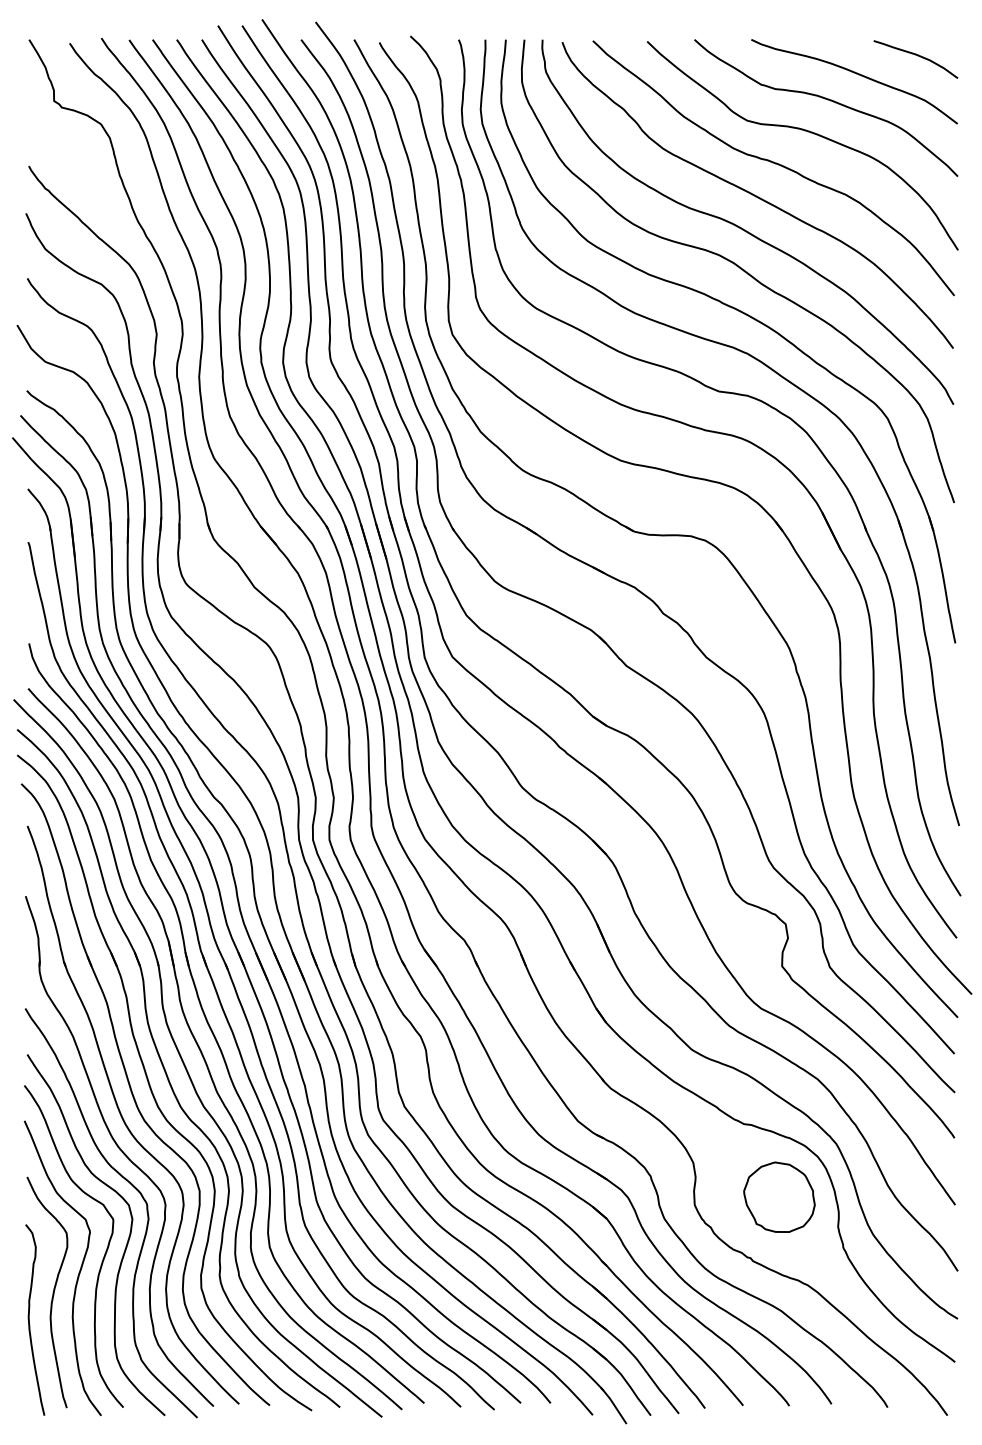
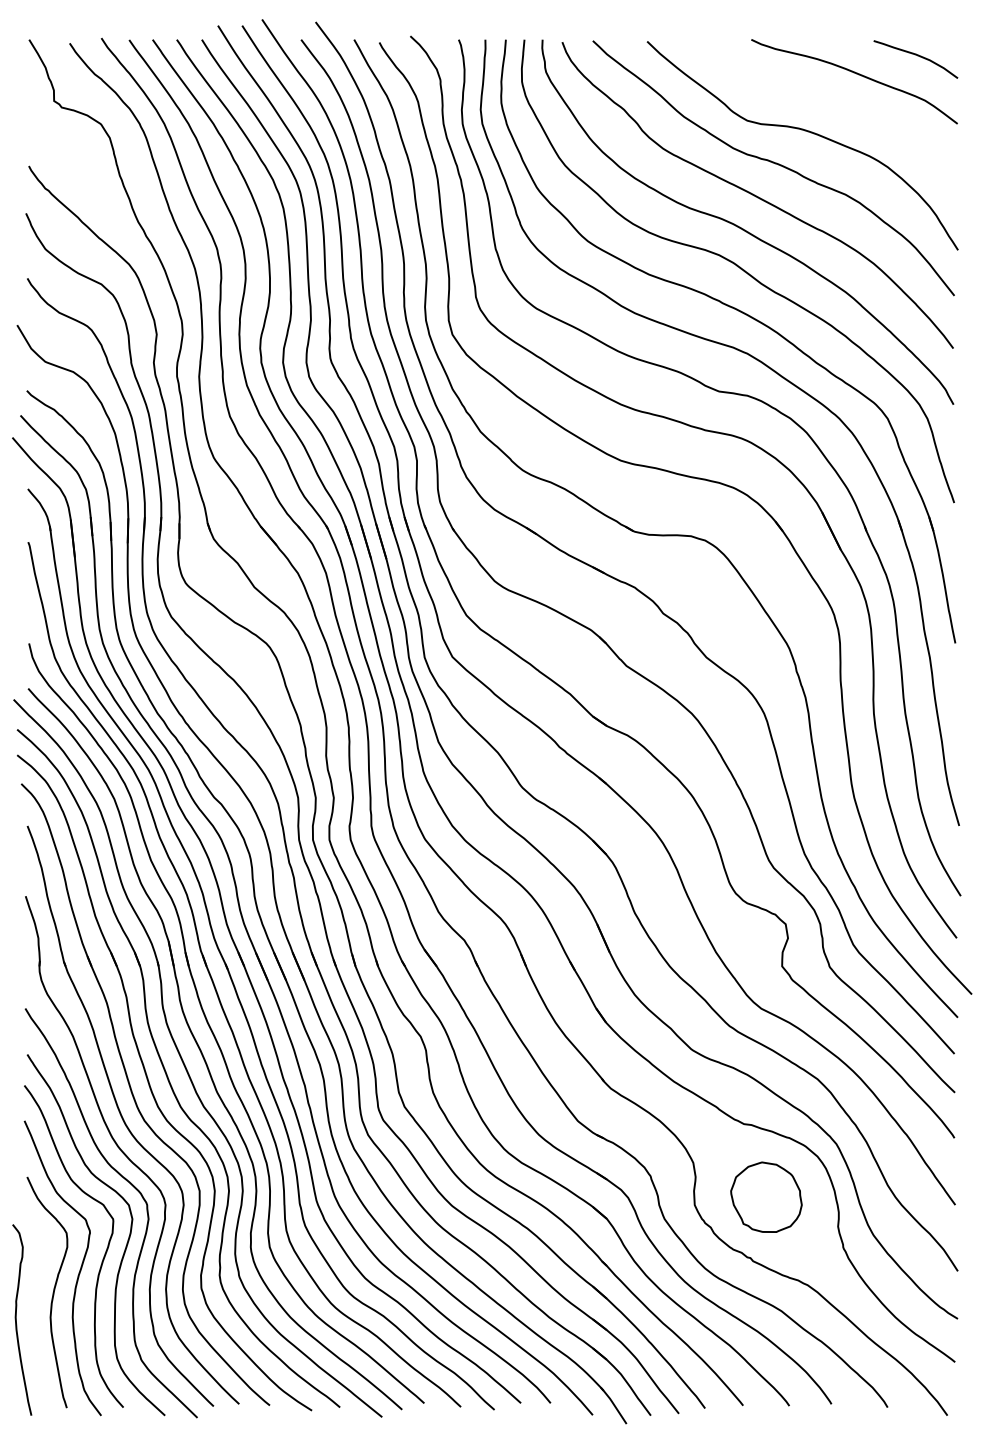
curve: present -> none (827, 100)
part position: (779, 1196) -> (766, 1196) (766, 1196)
curve position: (29, 1319) -> (16, 1319) (16, 1319)
